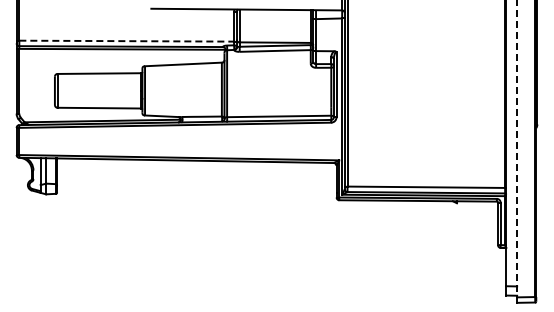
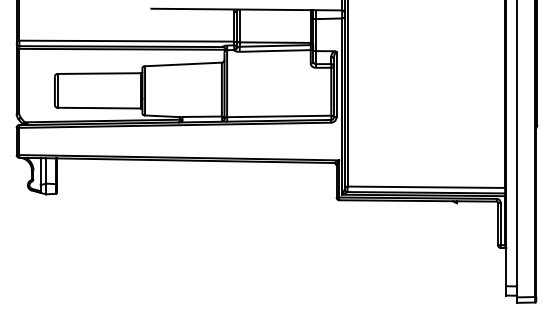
line: dashed -> solid (127, 41)
line: dashed -> solid (517, 149)
